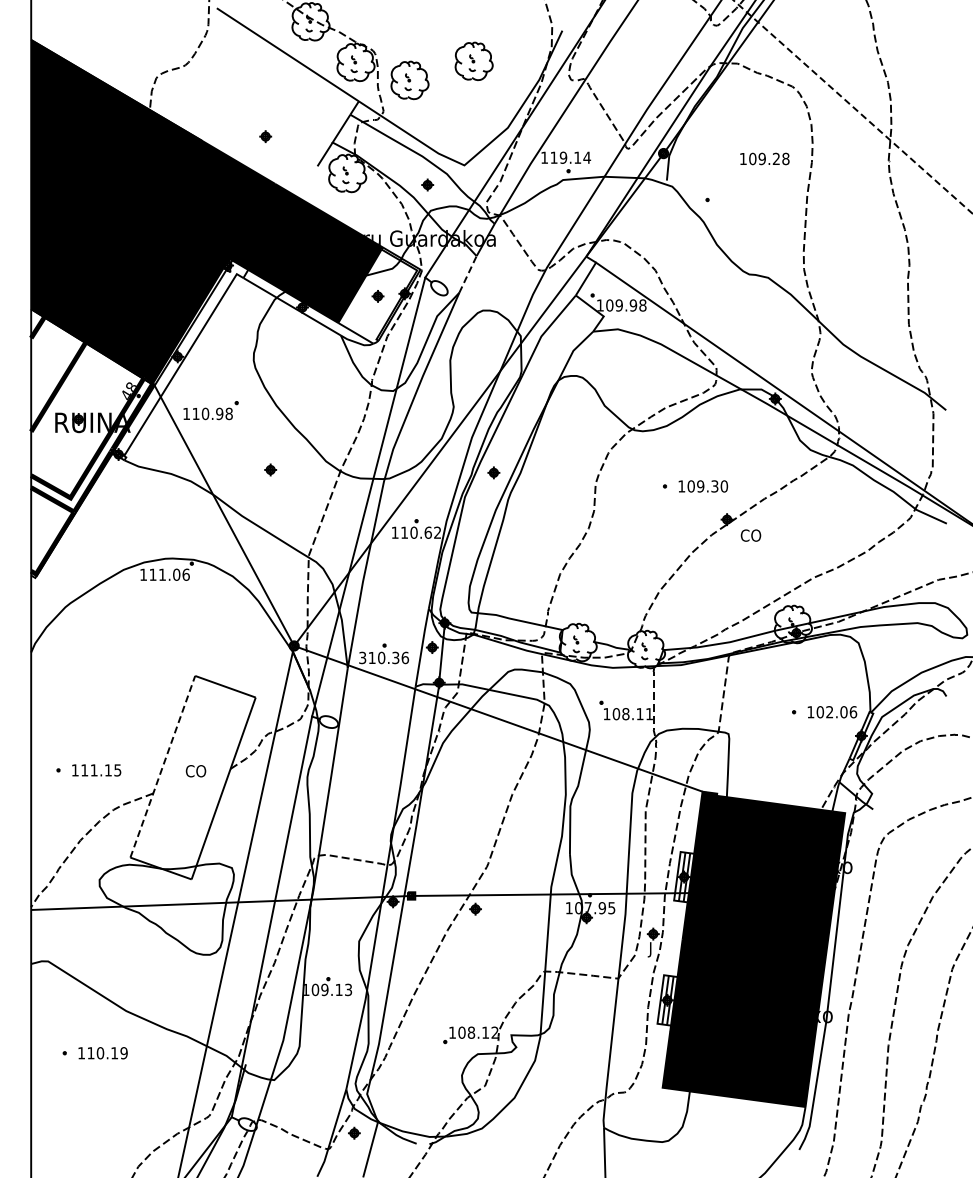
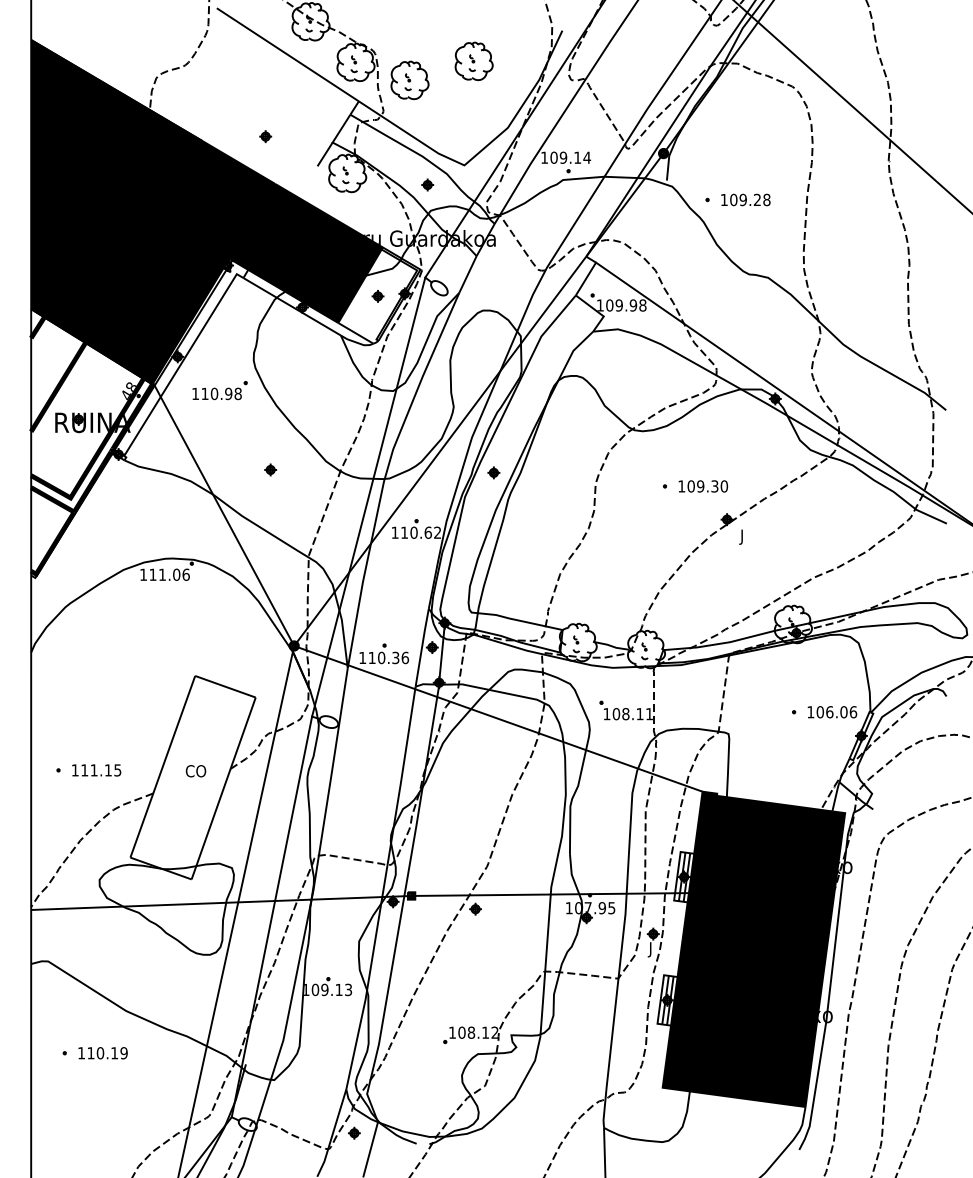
line: dashed -> solid (852, 106)
text: 119.14 -> 109.14 (553, 157)
text position: (764, 158) -> (745, 199) (745, 199)
line: dashed -> solid (468, 274)
part position: (210, 410) -> (219, 390) (219, 390)
text: CO -> J (750, 536)
text: 310.36 -> 110.36 (362, 657)
text: 102.06 -> 106.06 (829, 712)
line: dashed -> solid (162, 766)
